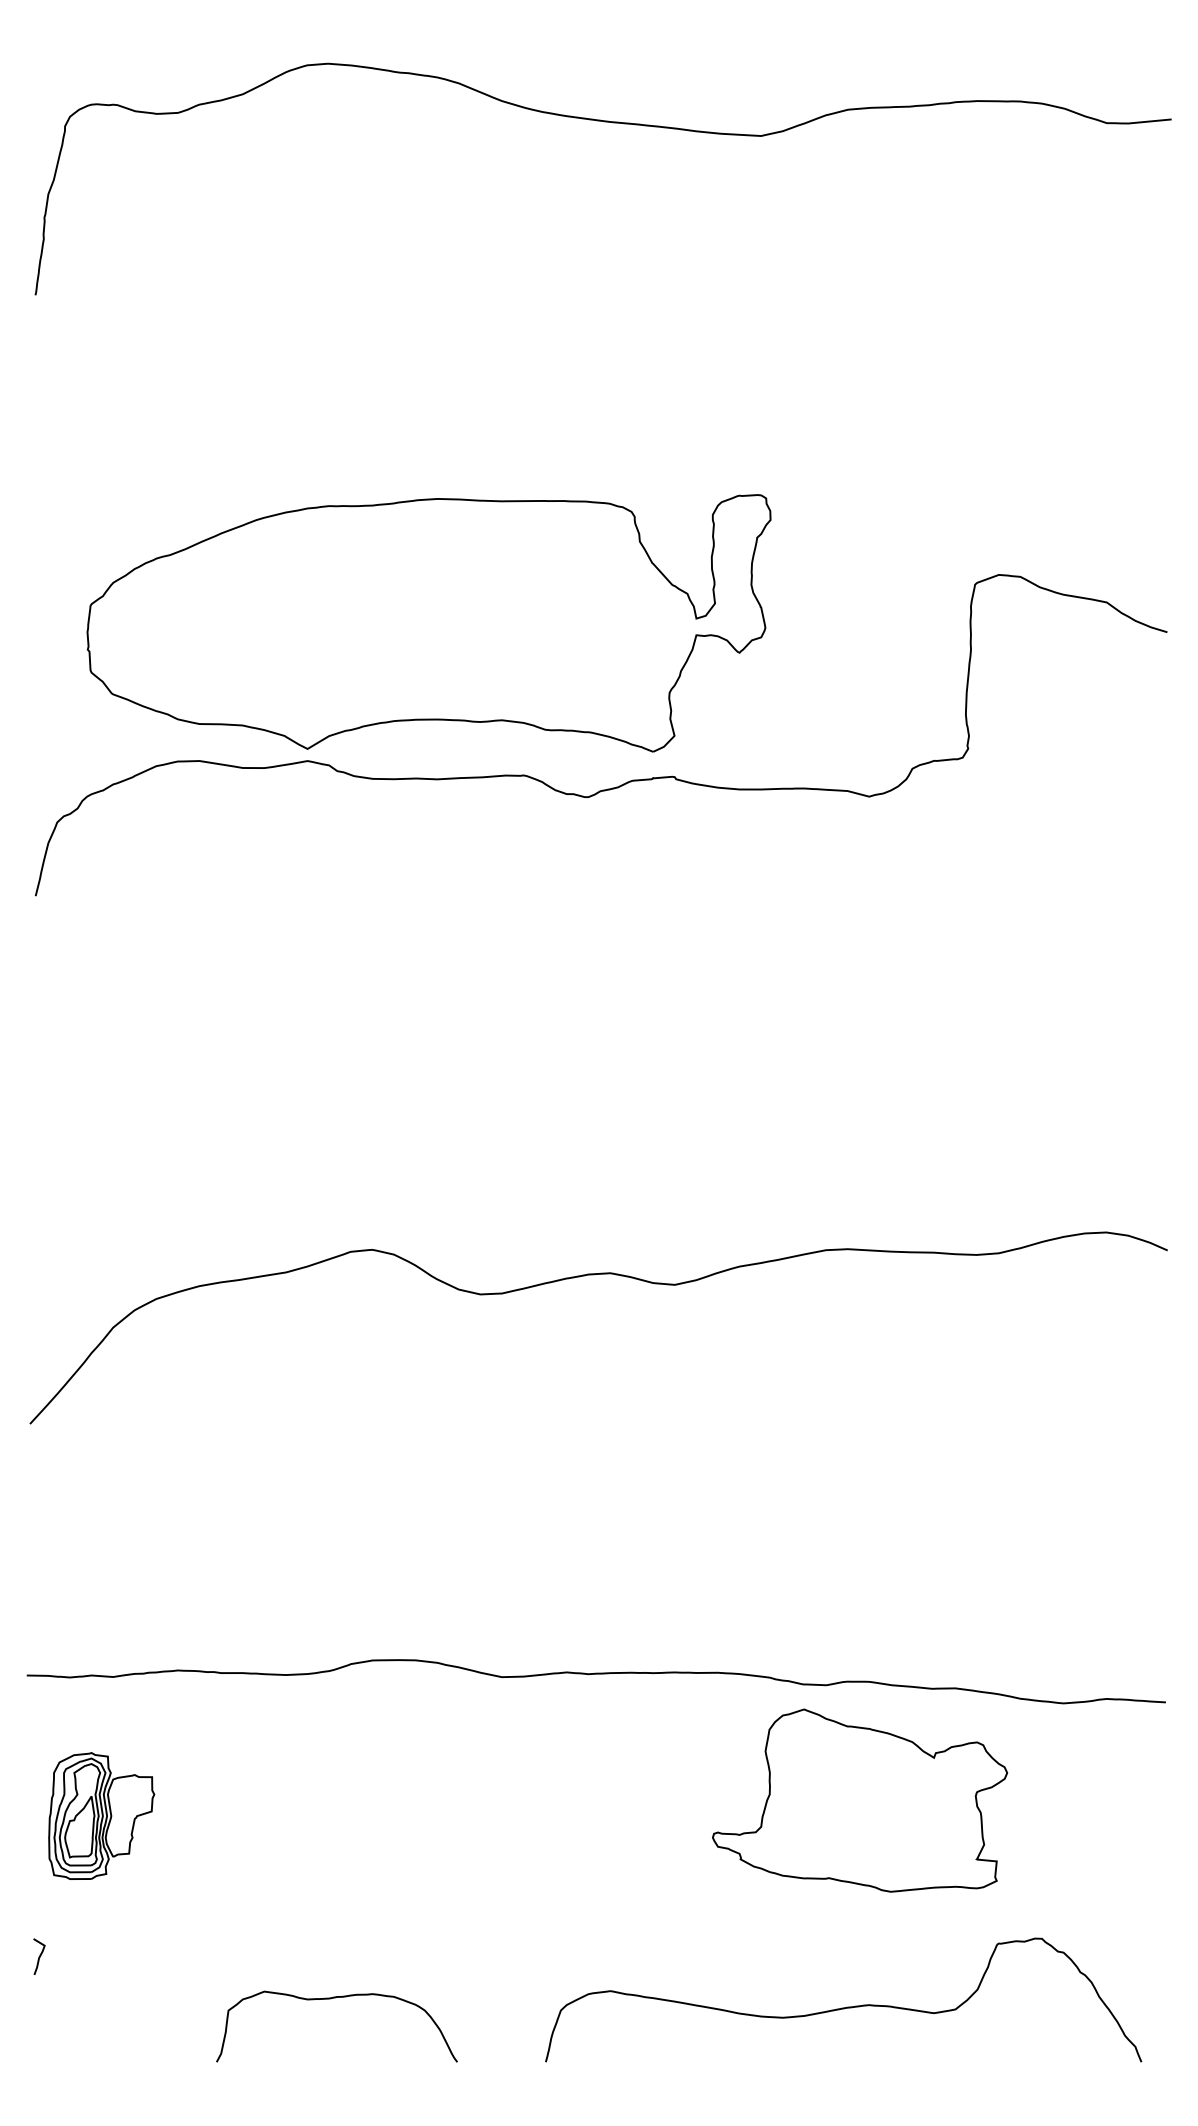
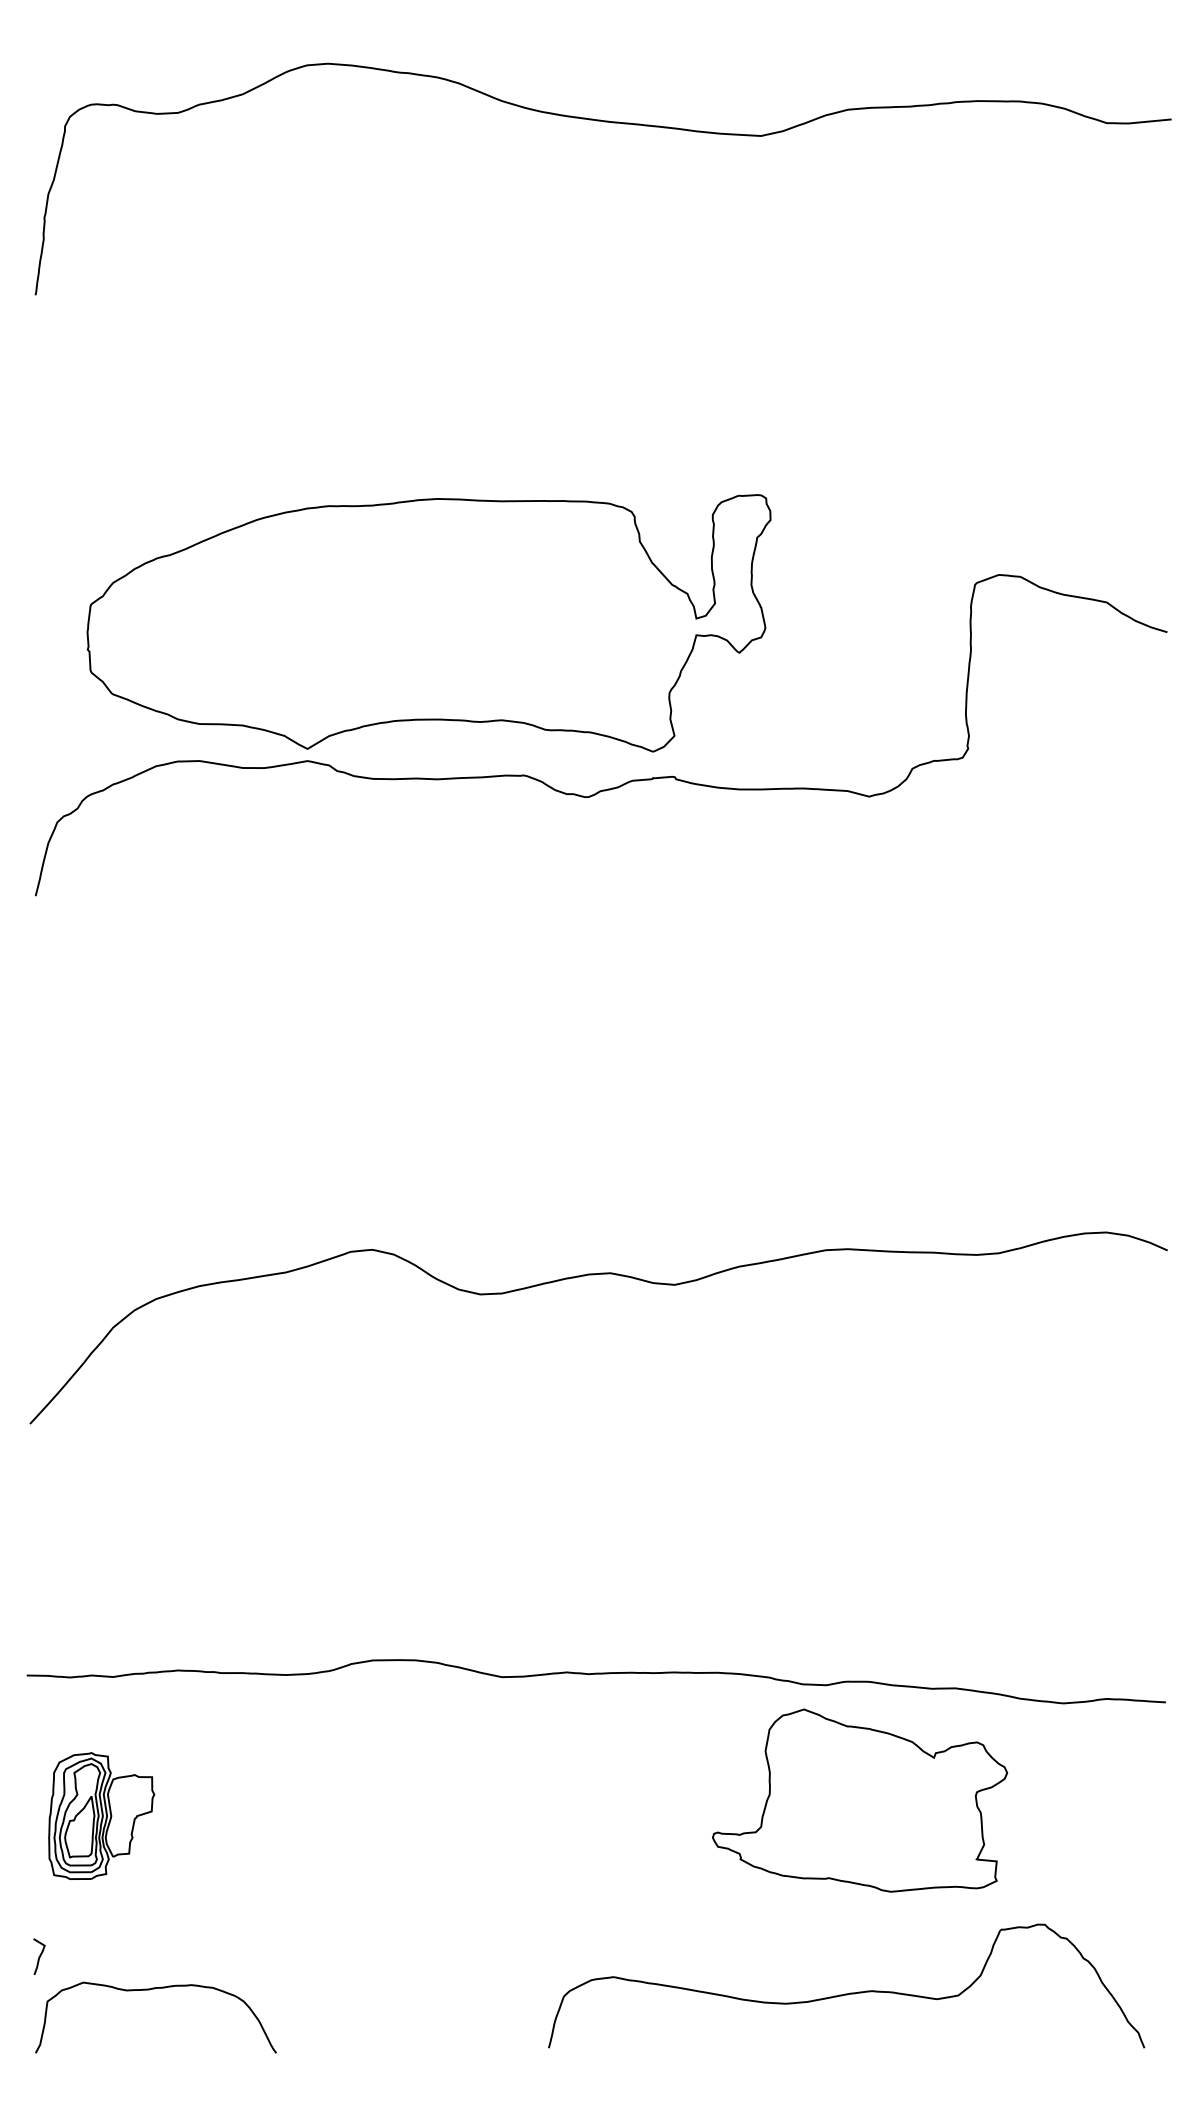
curve position: (330, 1999) -> (149, 1990) (149, 1990)
curve position: (843, 2007) -> (846, 1993) (846, 1993)
